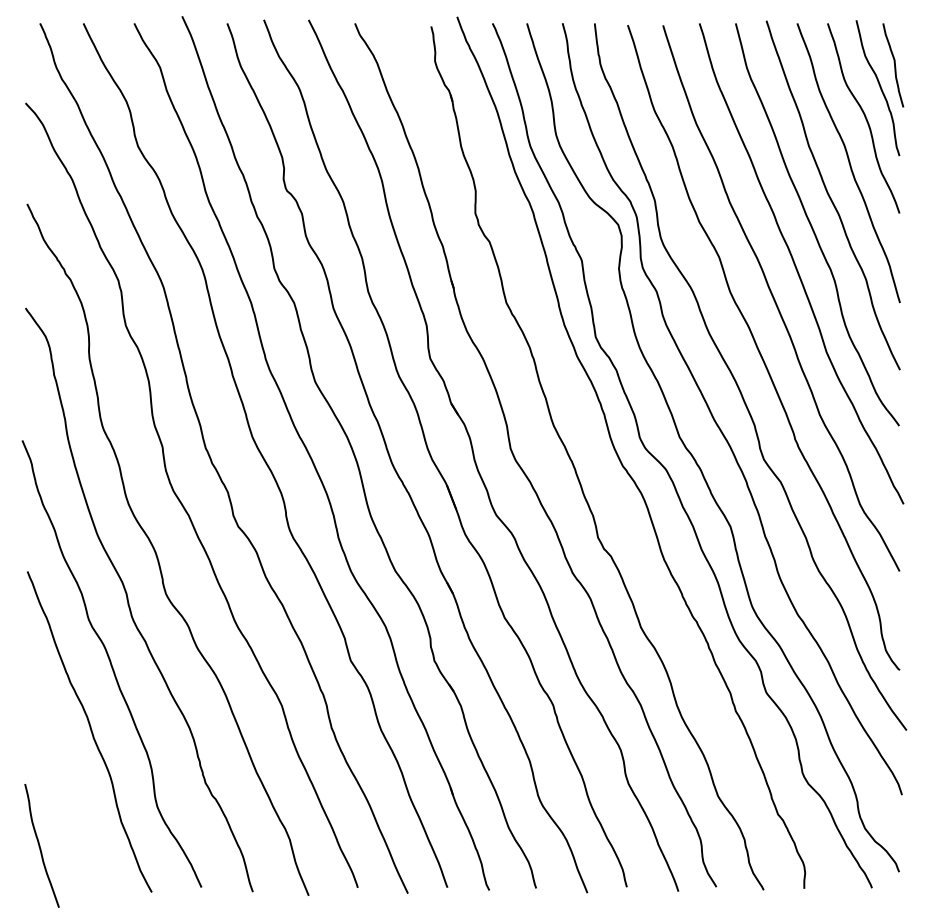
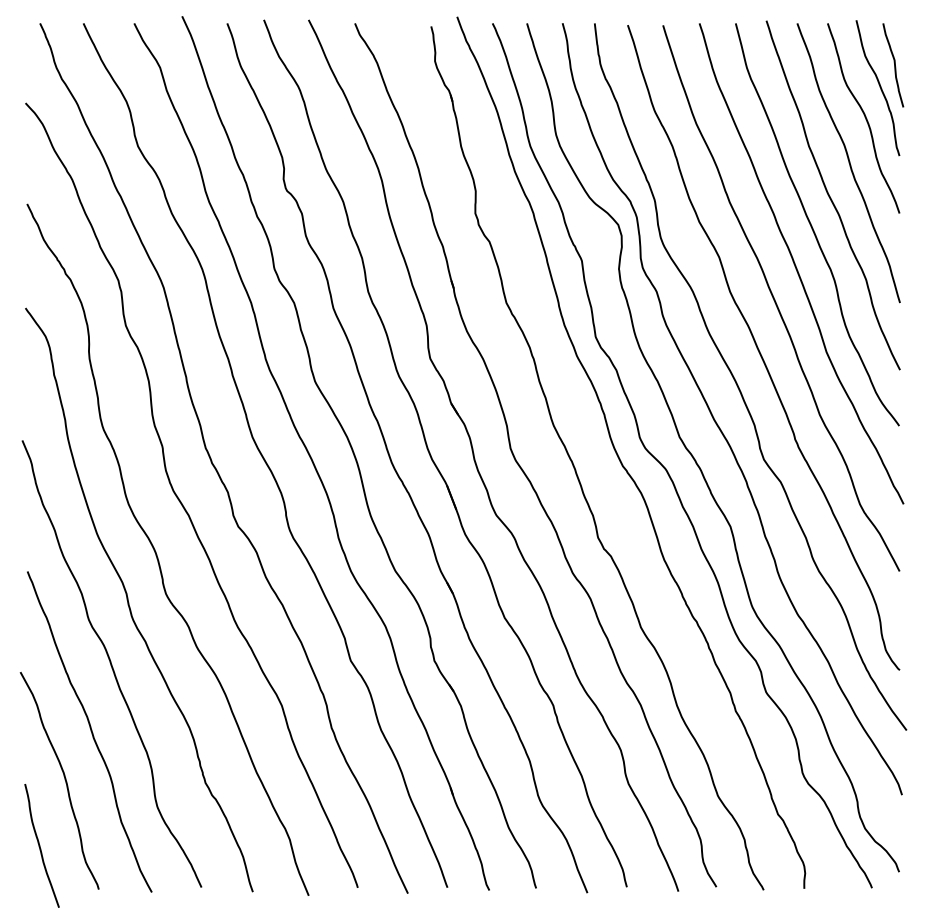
curve: none -> present (64, 779)
